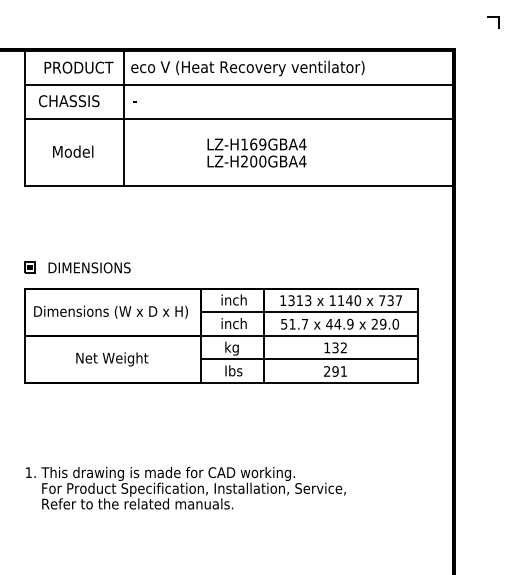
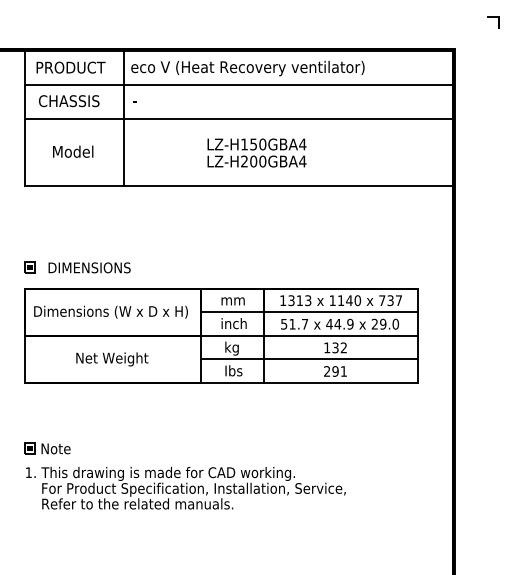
text position: (78, 67) -> (70, 67) (70, 67)
text: LZ-H169GBA4 -> LZ-H150GBA4 (258, 144)
text: inch -> mm (233, 299)
part: none -> present (47, 448)
